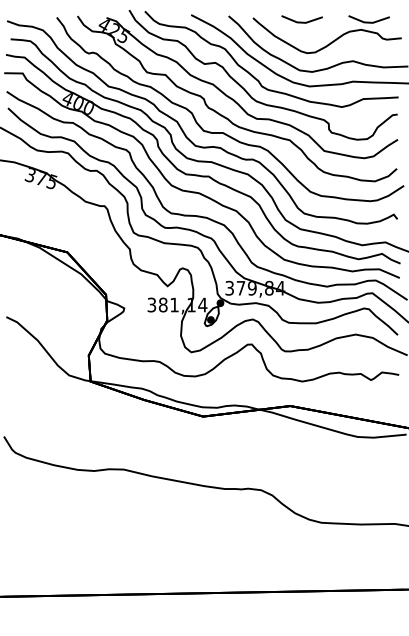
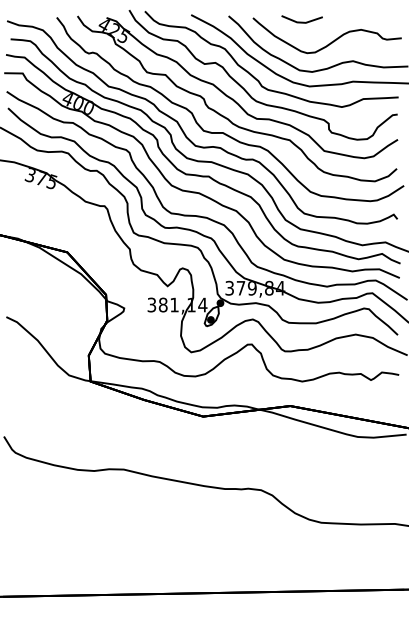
line: present -> none (368, 21)
